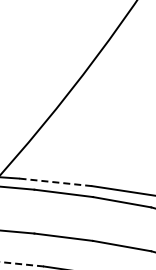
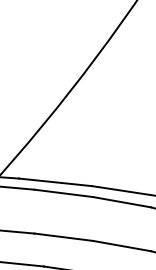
line: dashed -> solid (55, 182)
line: dashed -> solid (22, 264)
